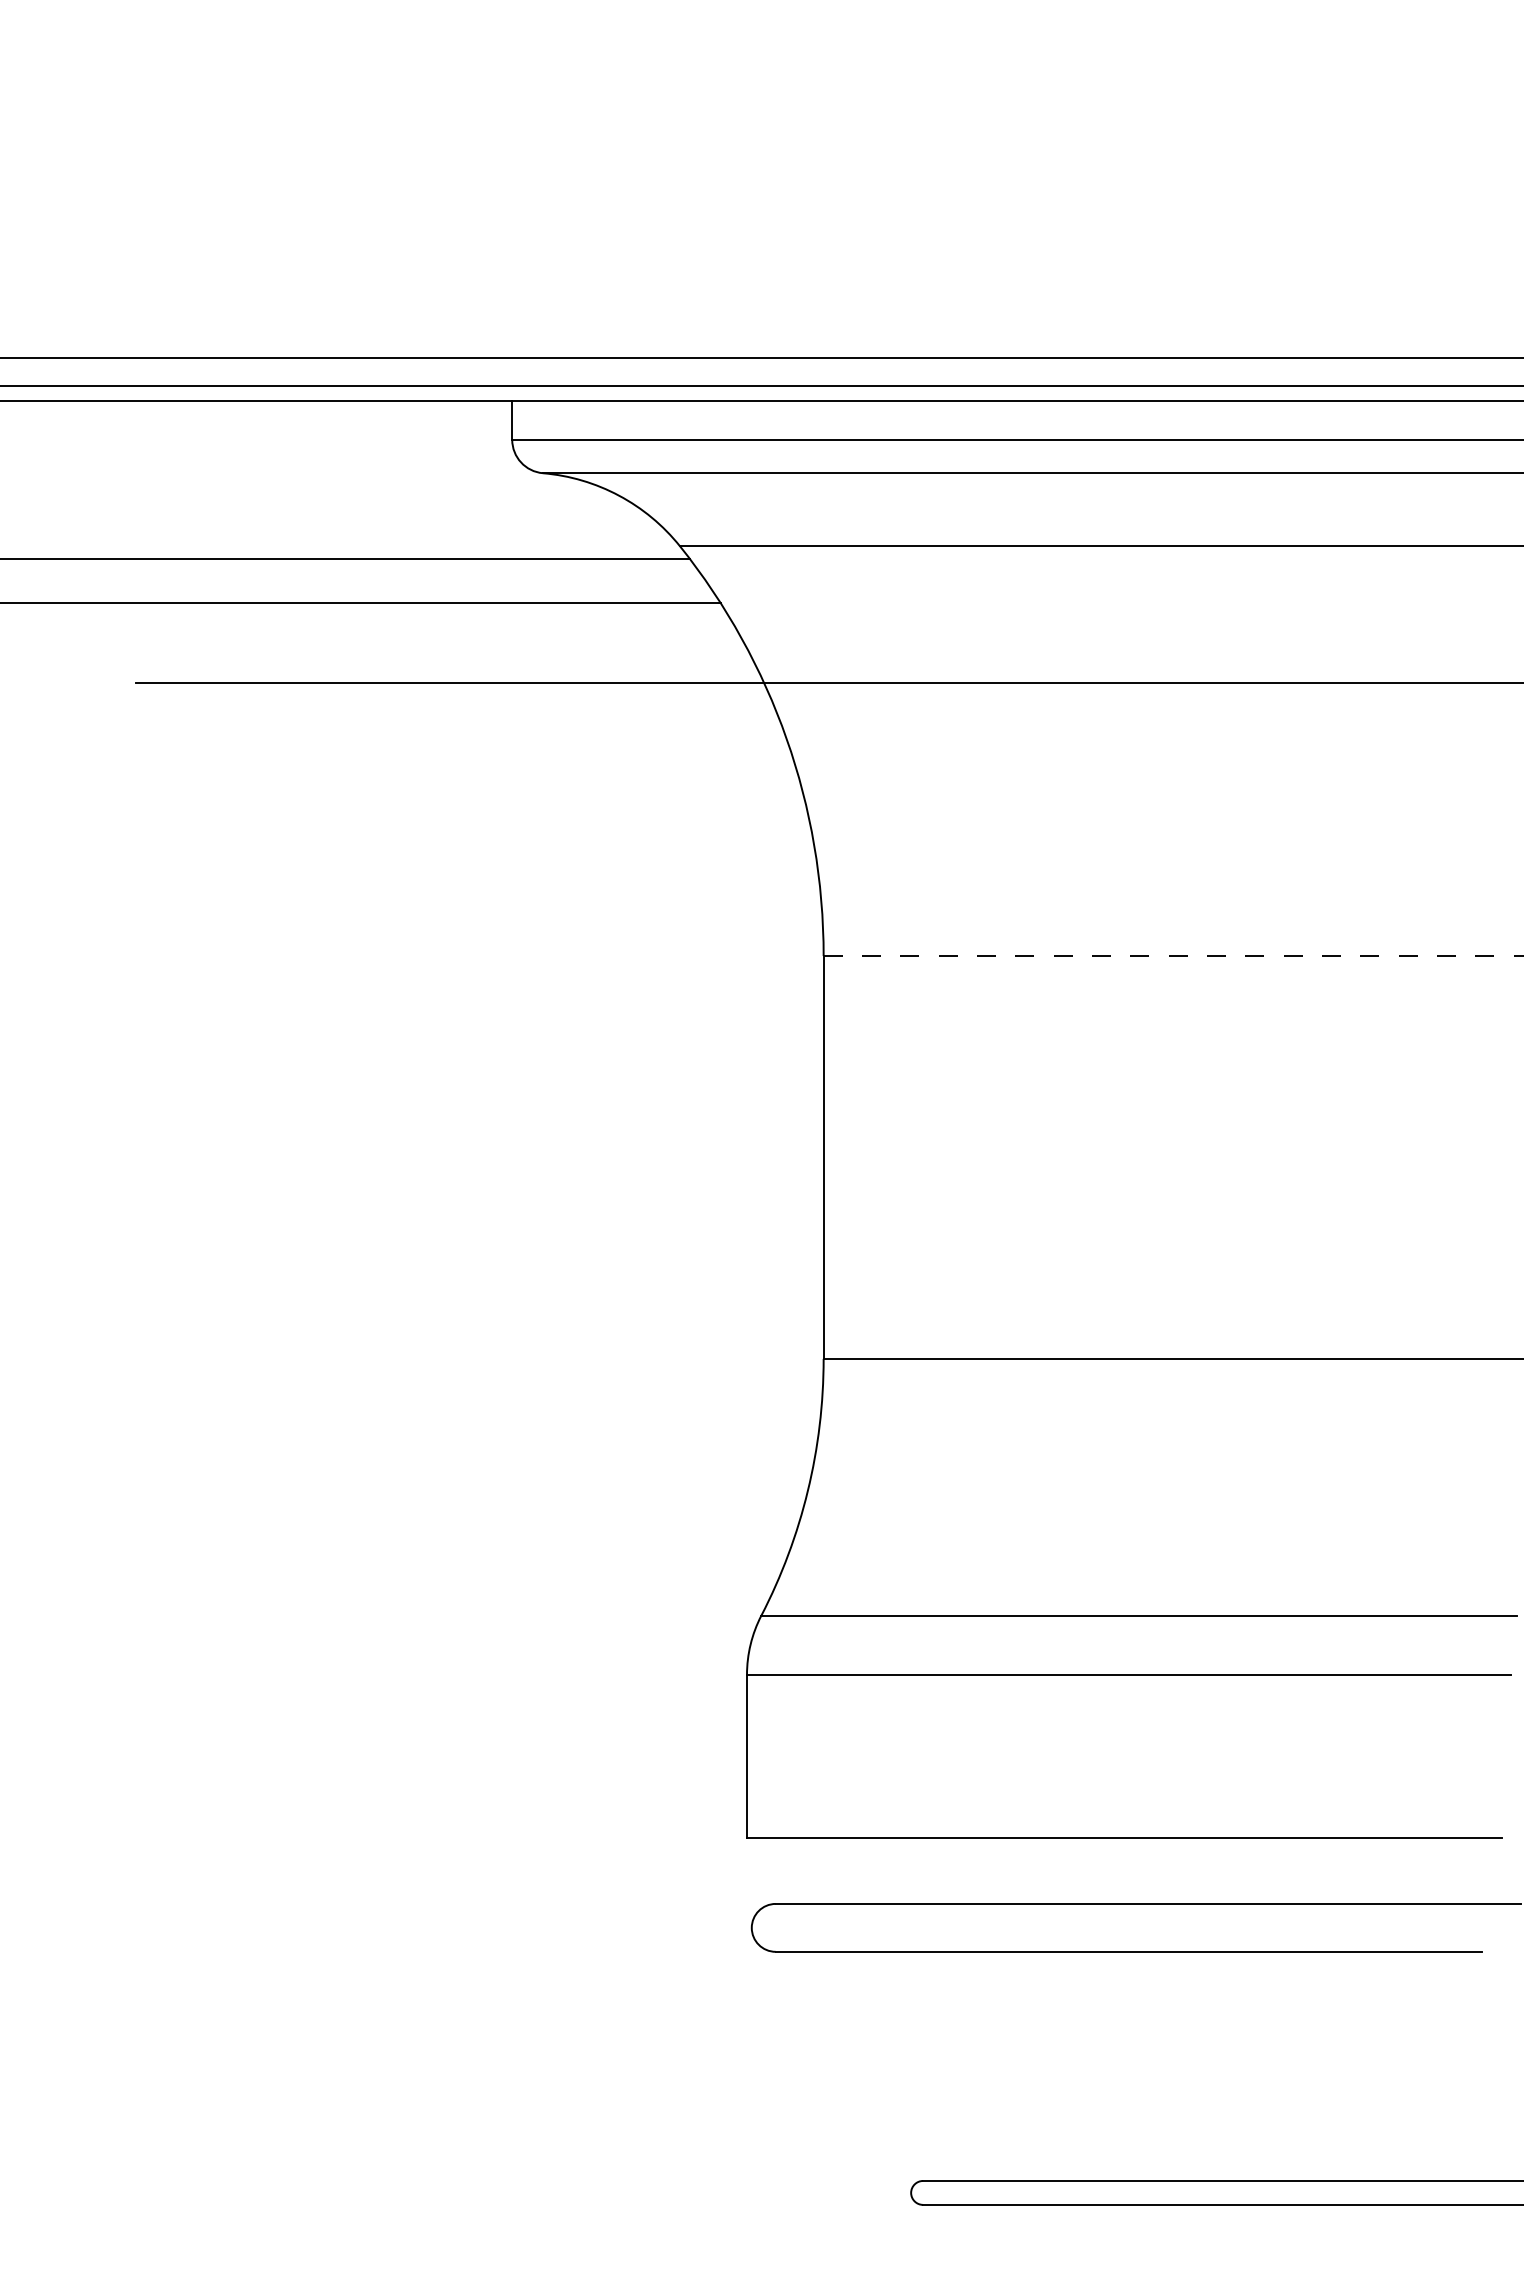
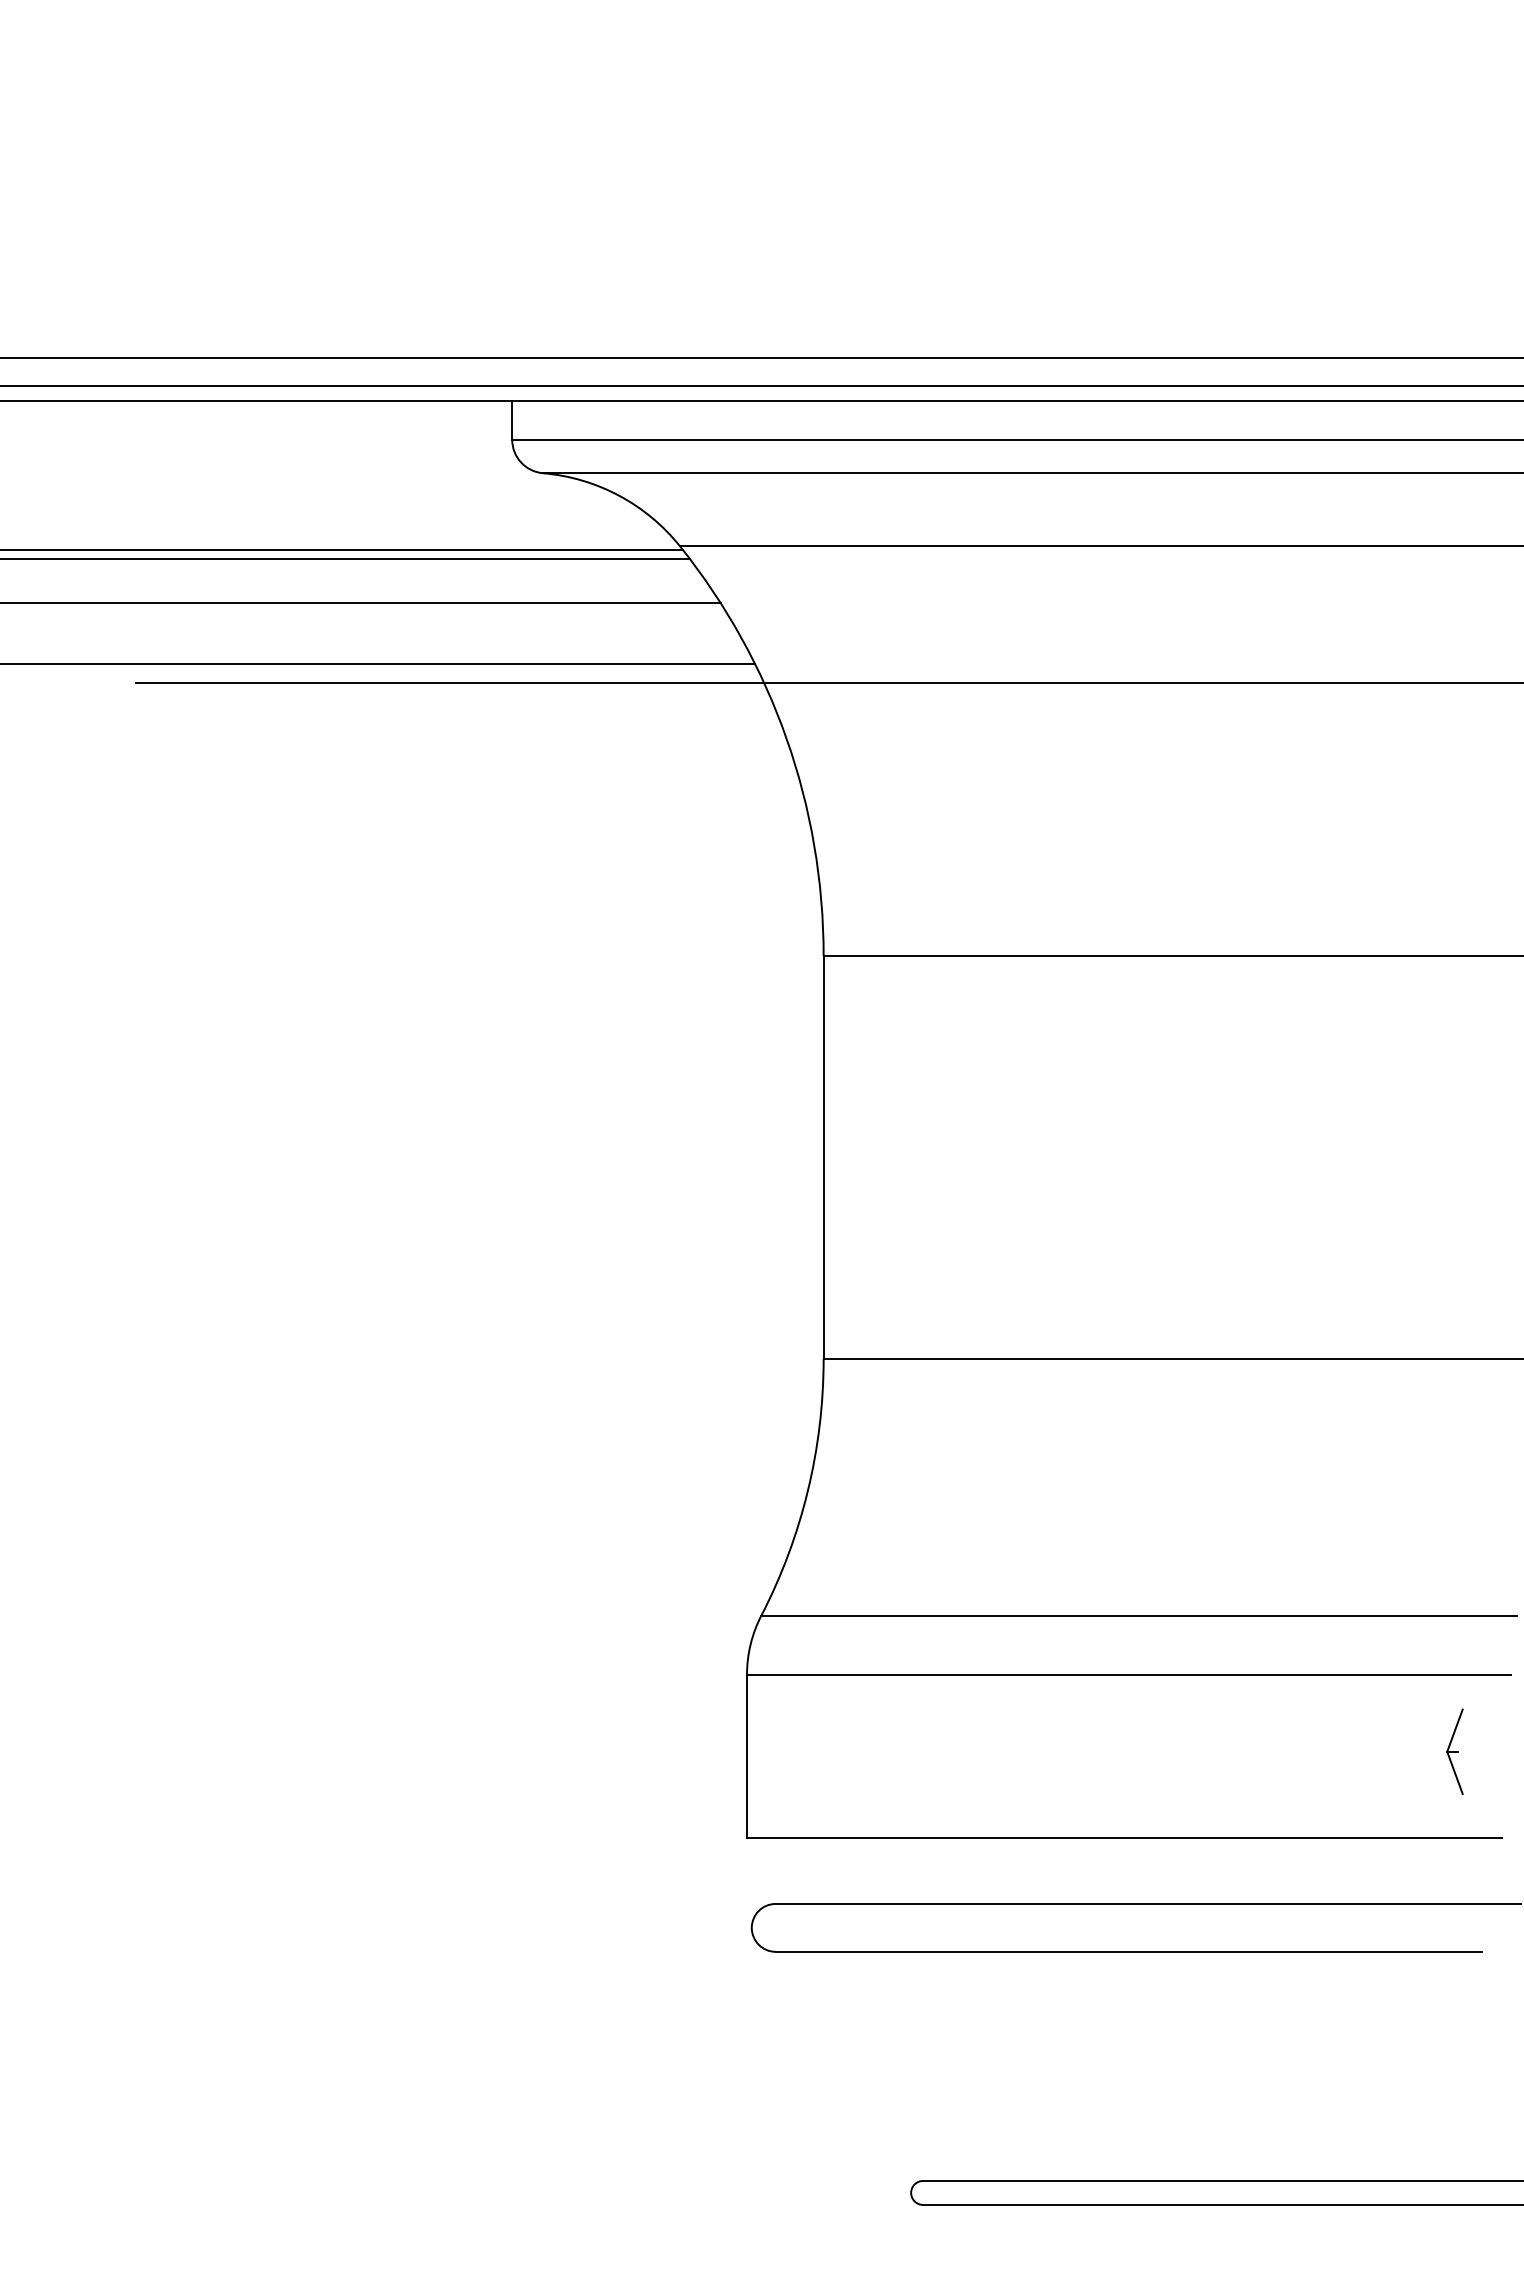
line: none -> present (342, 549)
line: none -> present (378, 664)
line: dashed -> solid (1173, 956)
part: none -> present (1454, 1751)
